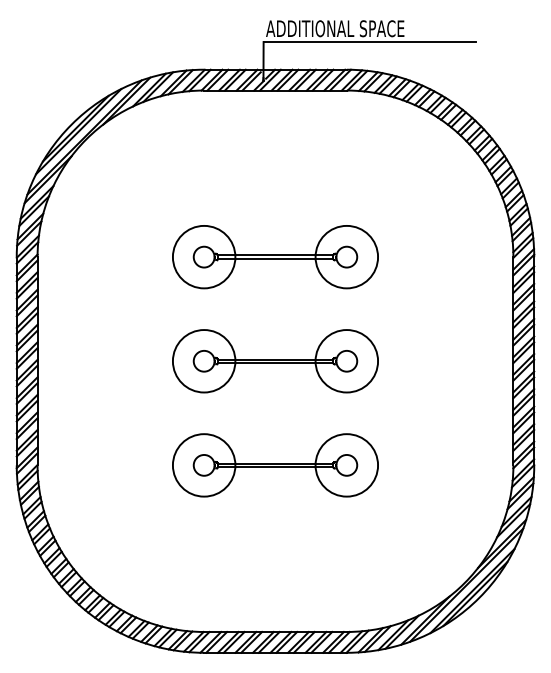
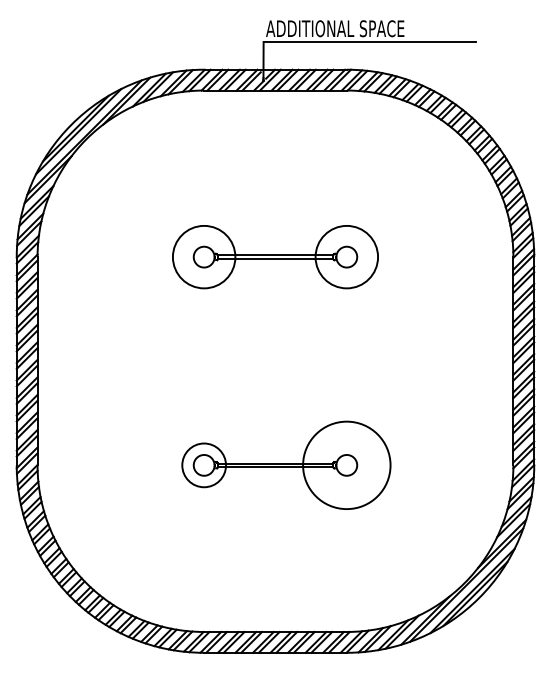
part: present -> none (275, 361)
circle diameter: 62 px -> 44 px (204, 465)
circle diameter: 62 px -> 87 px (346, 465)
